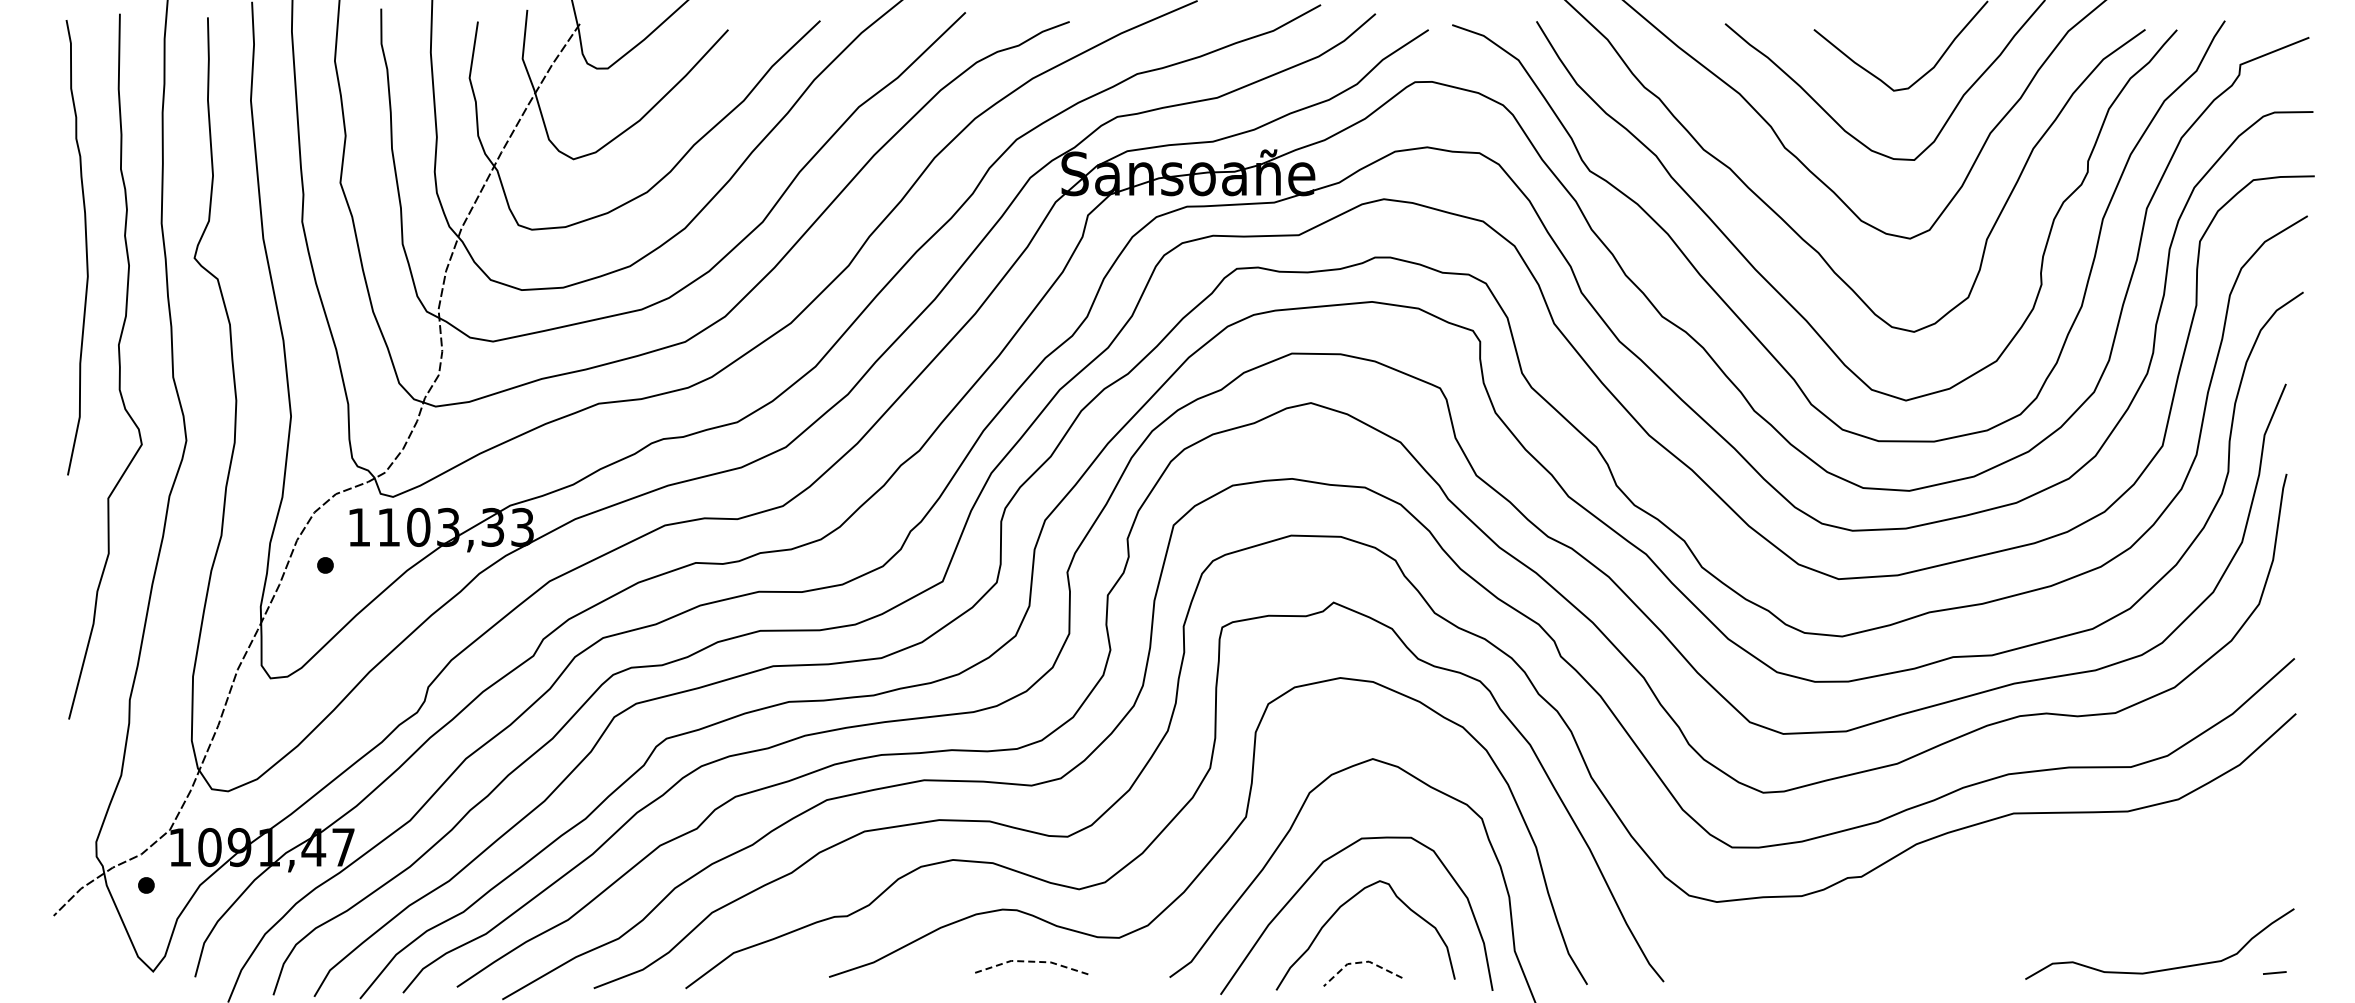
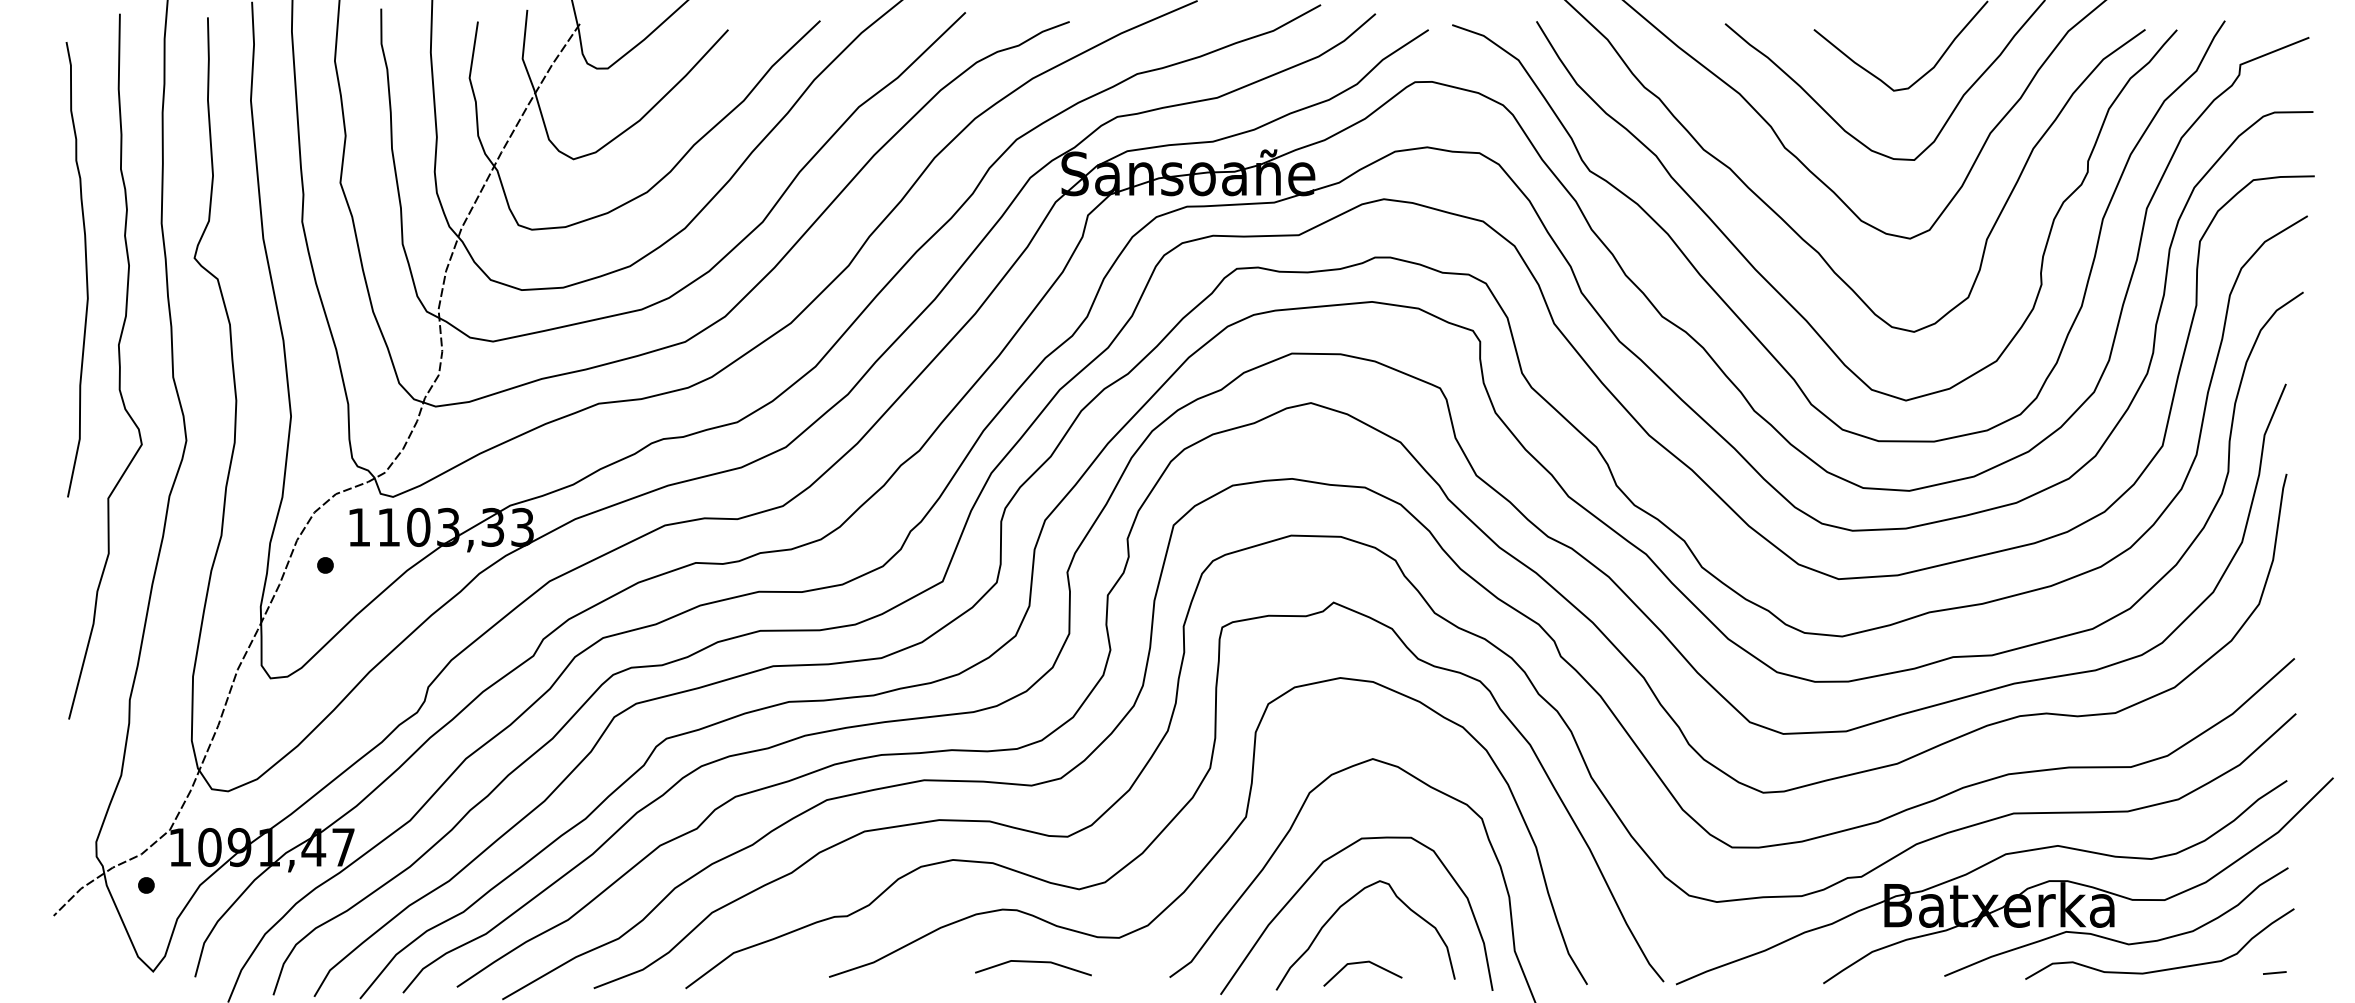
curve position: (85, 247) -> (85, 269) (85, 269)
part: none -> present (1998, 894)
line: dashed -> solid (1033, 961)
line: dashed -> solid (1360, 962)
